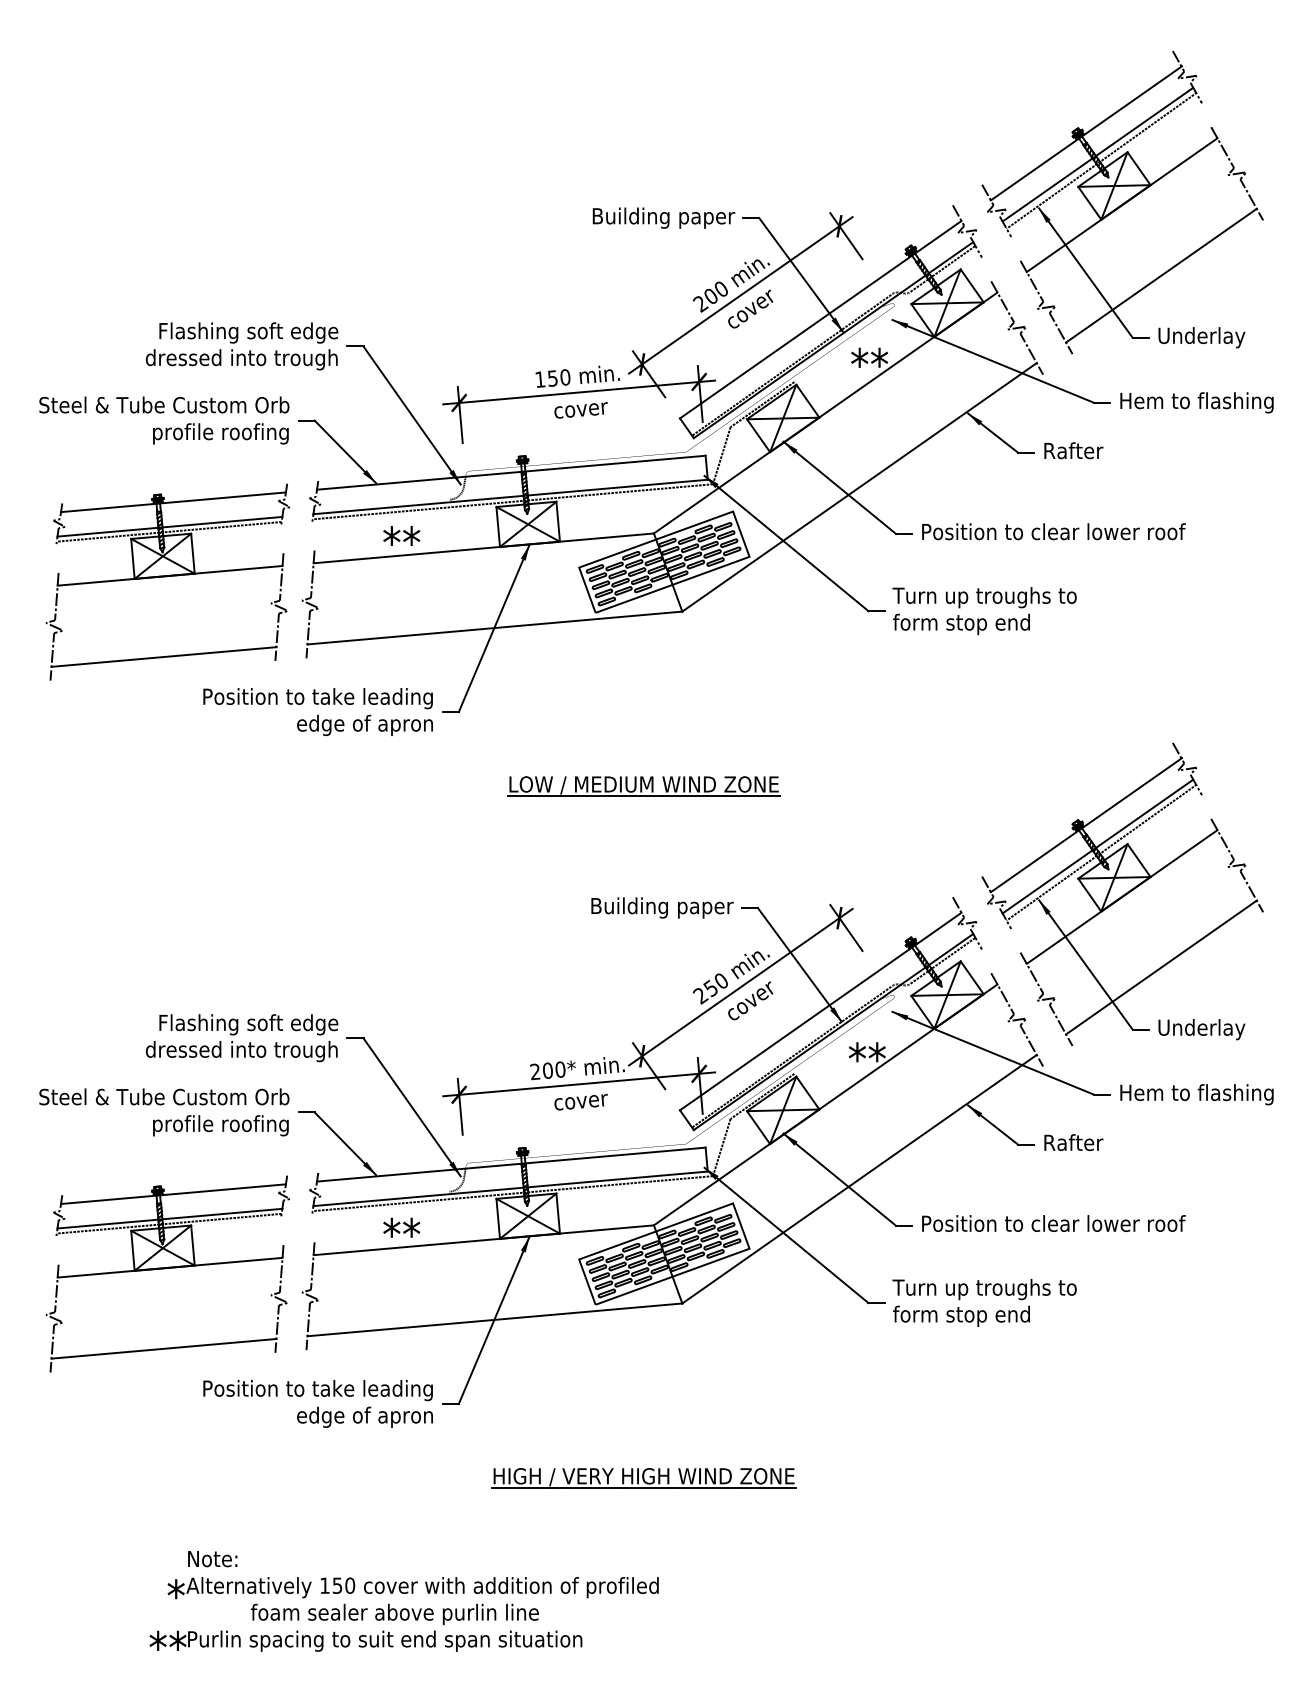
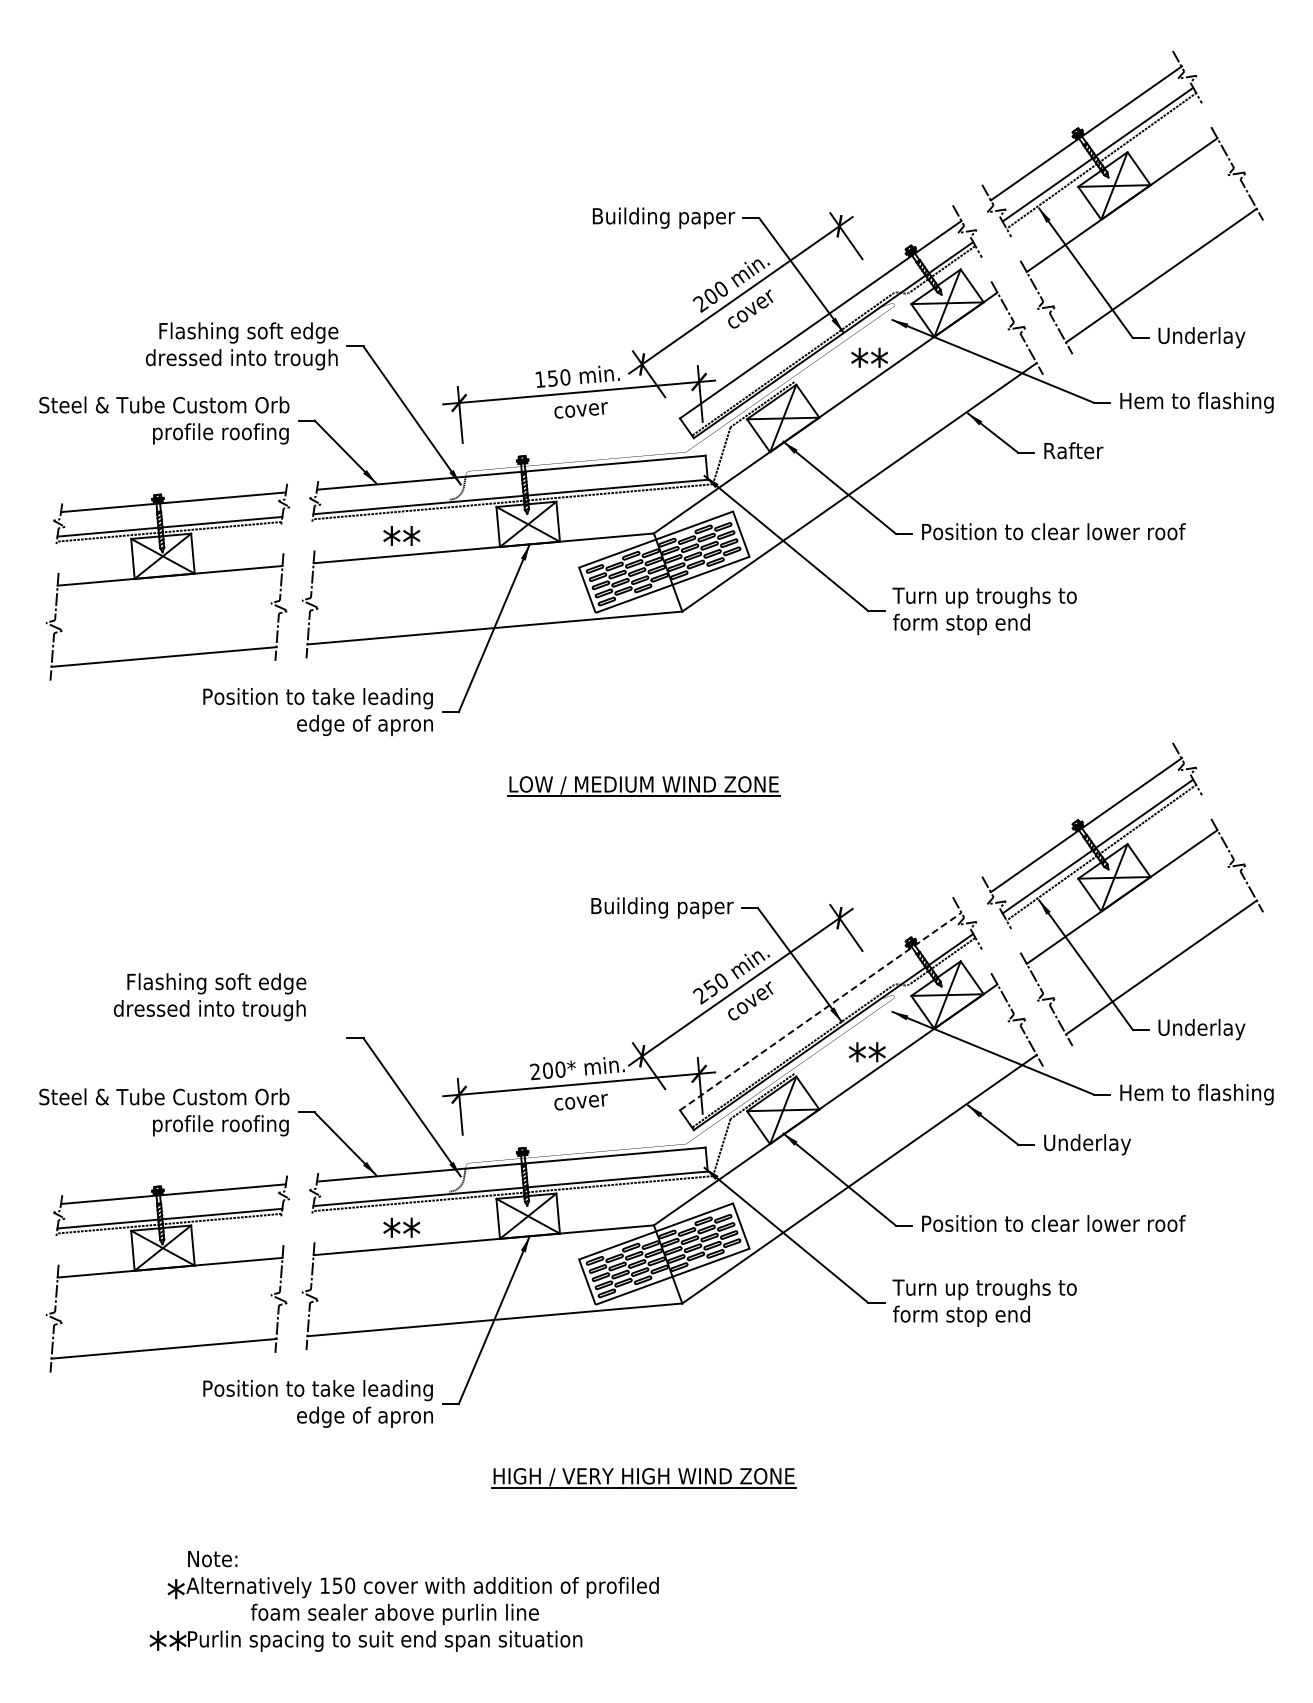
line: solid -> dashed (820, 1011)
text position: (242, 1038) -> (210, 997) (210, 997)
text: Rafter -> Underlay (1087, 1144)
